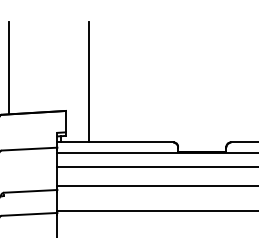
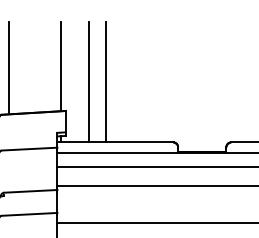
line: none -> present (61, 66)
line: none -> present (105, 81)
line position: (156, 211) -> (156, 223) (156, 223)
